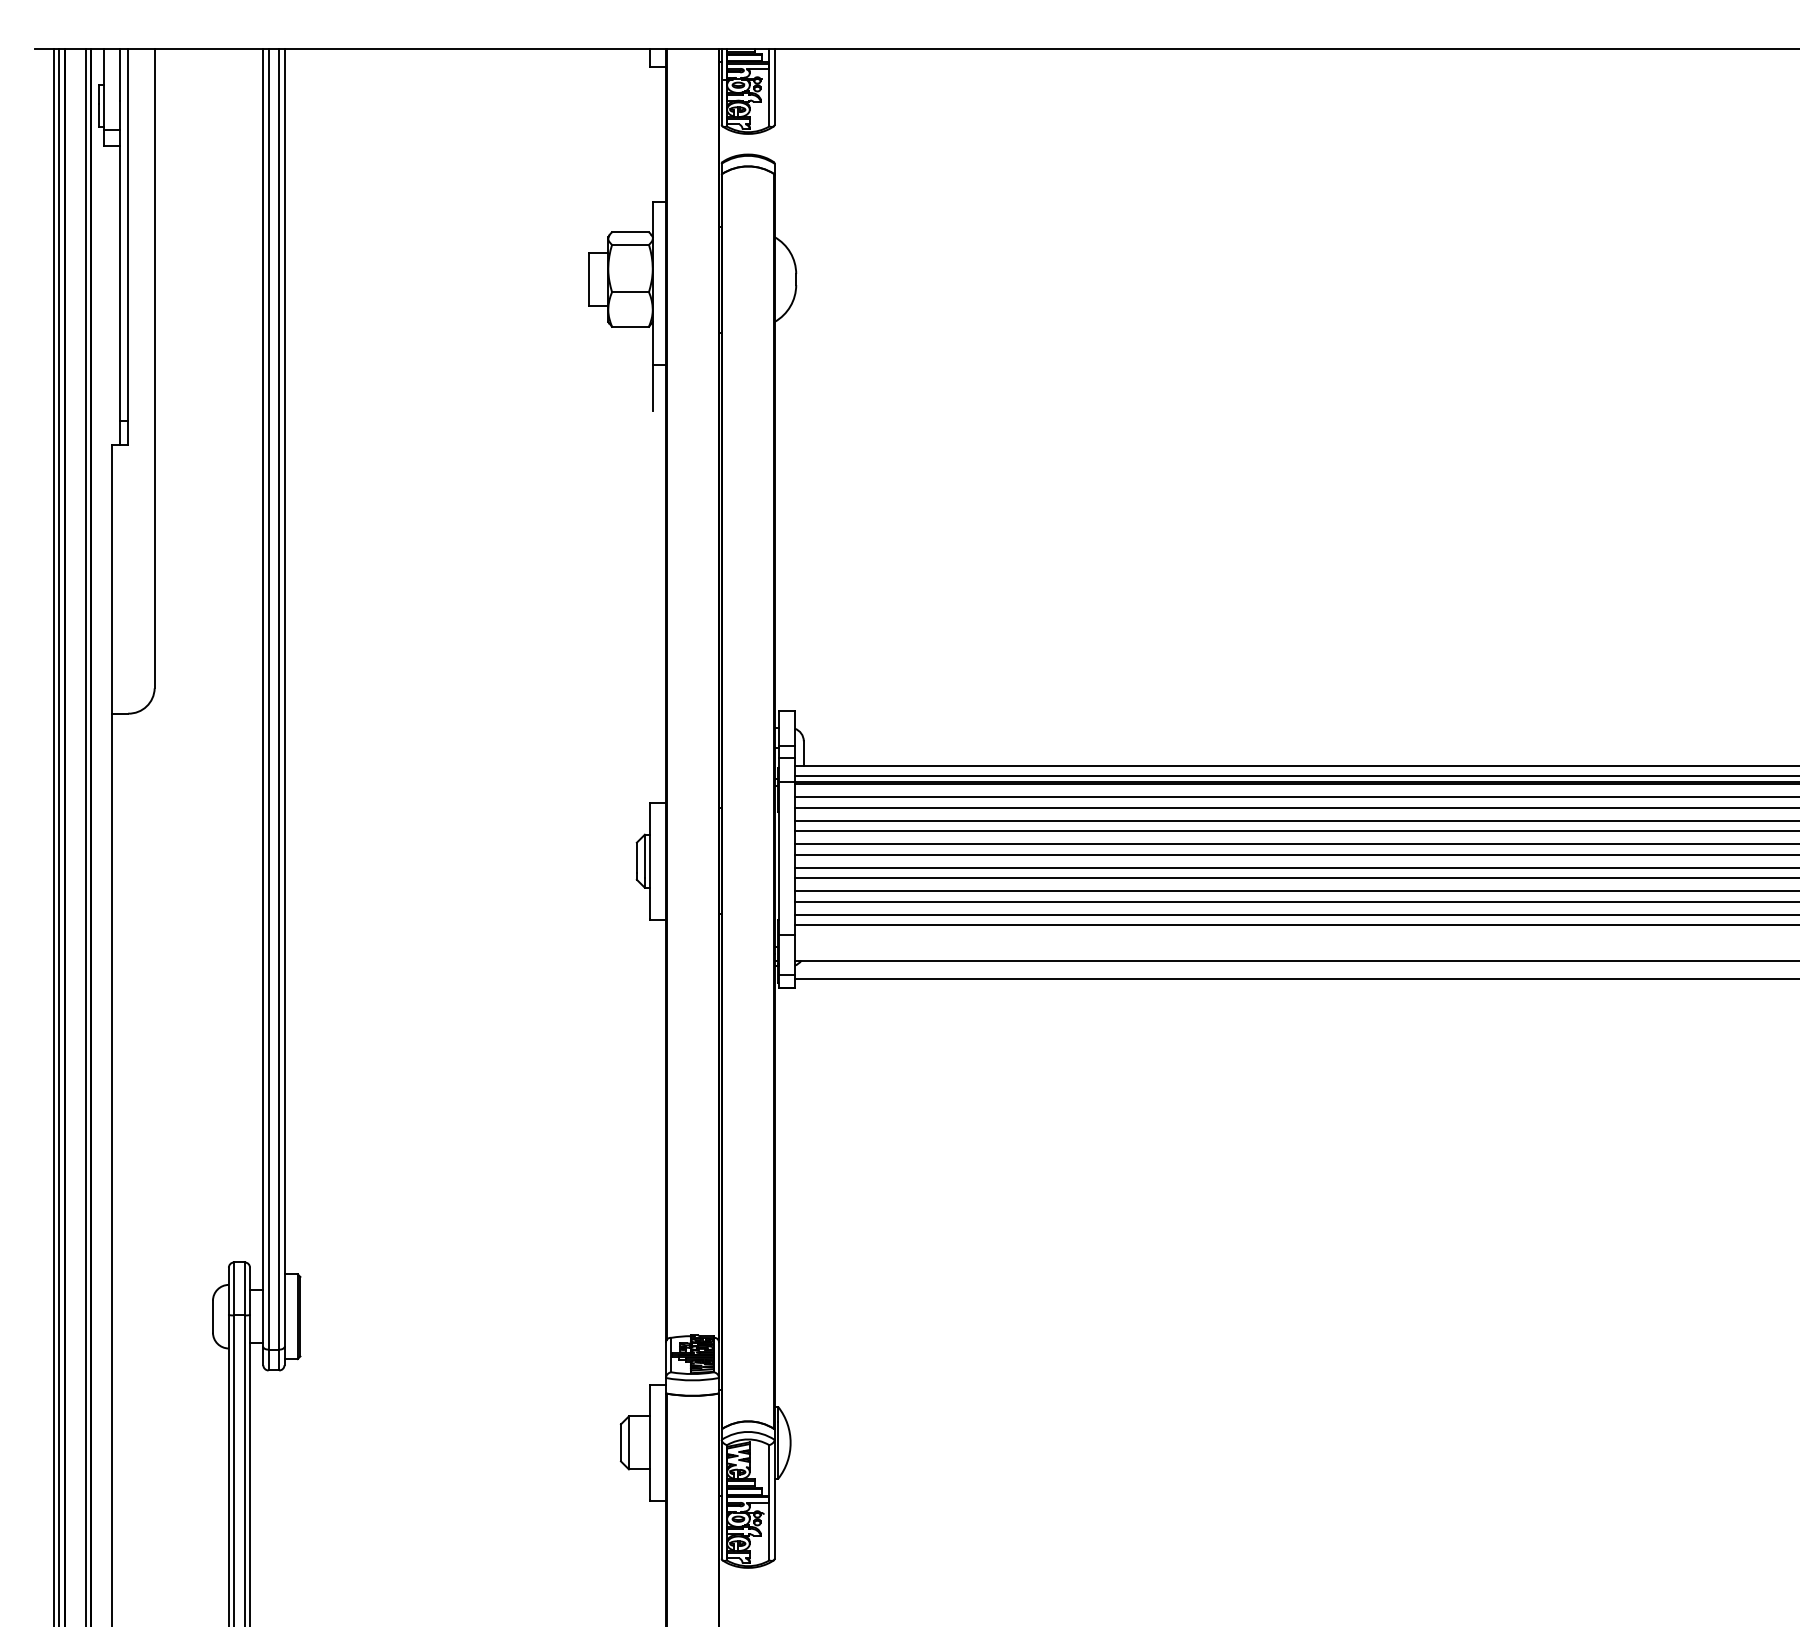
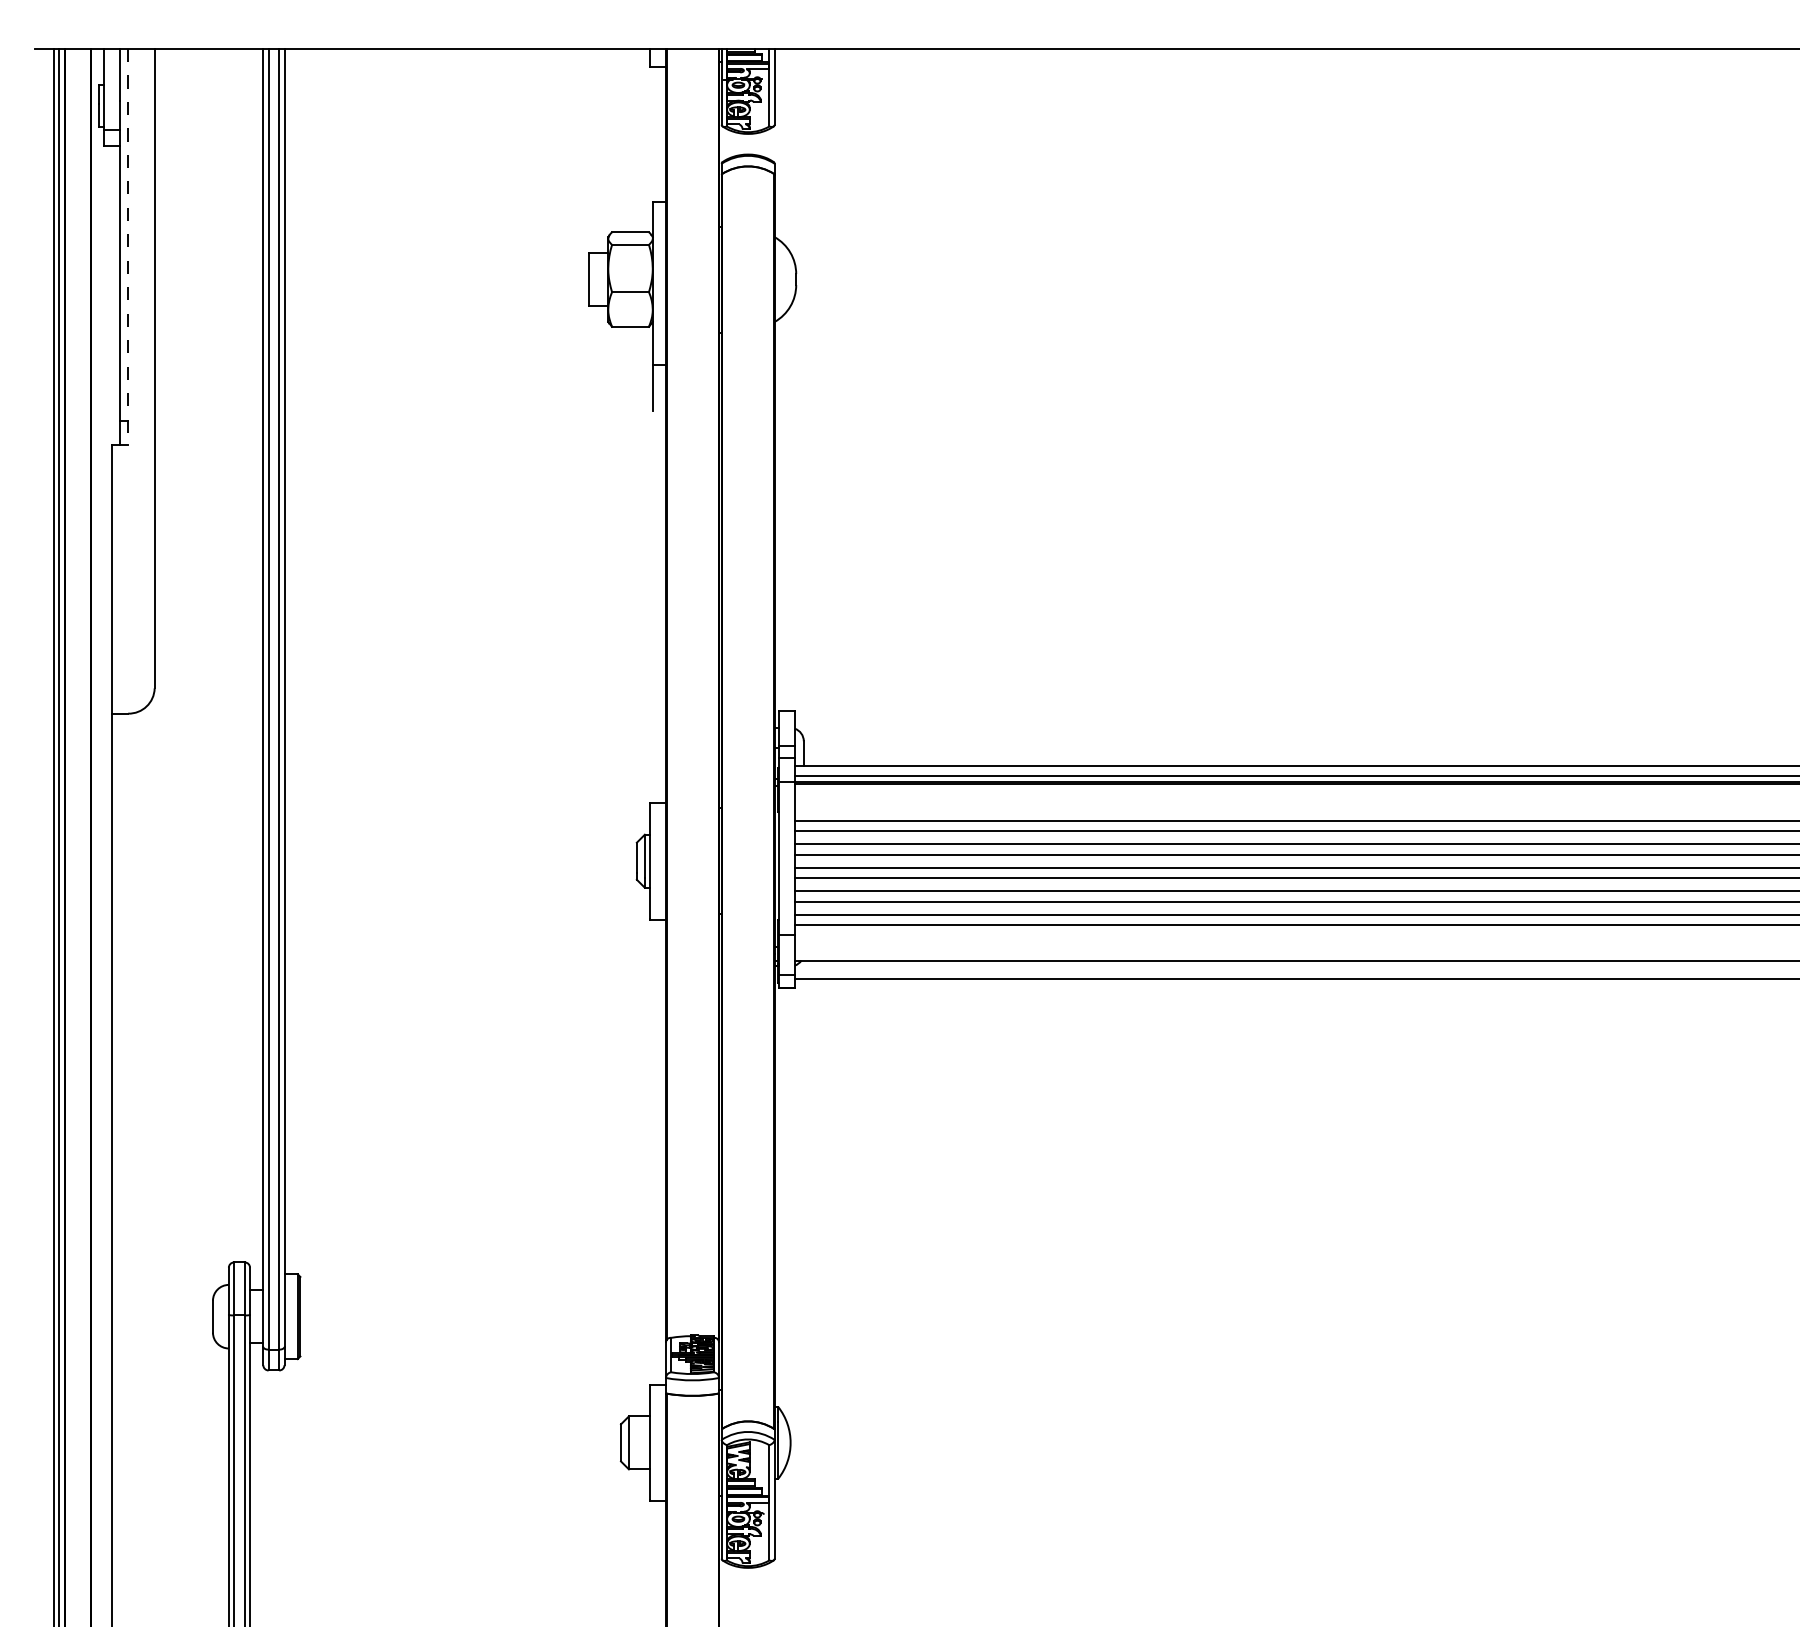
line: solid -> dashed (128, 247)
line: present -> none (1295, 797)
line: present -> none (1295, 807)
line: present -> none (85, 835)
